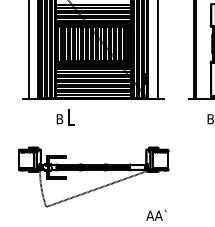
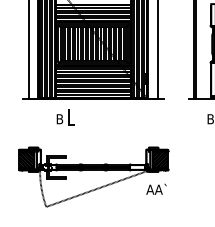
hatch: none -> present (26, 159)
hatch: none -> present (160, 159)
text position: (156, 214) -> (156, 188) (156, 188)
